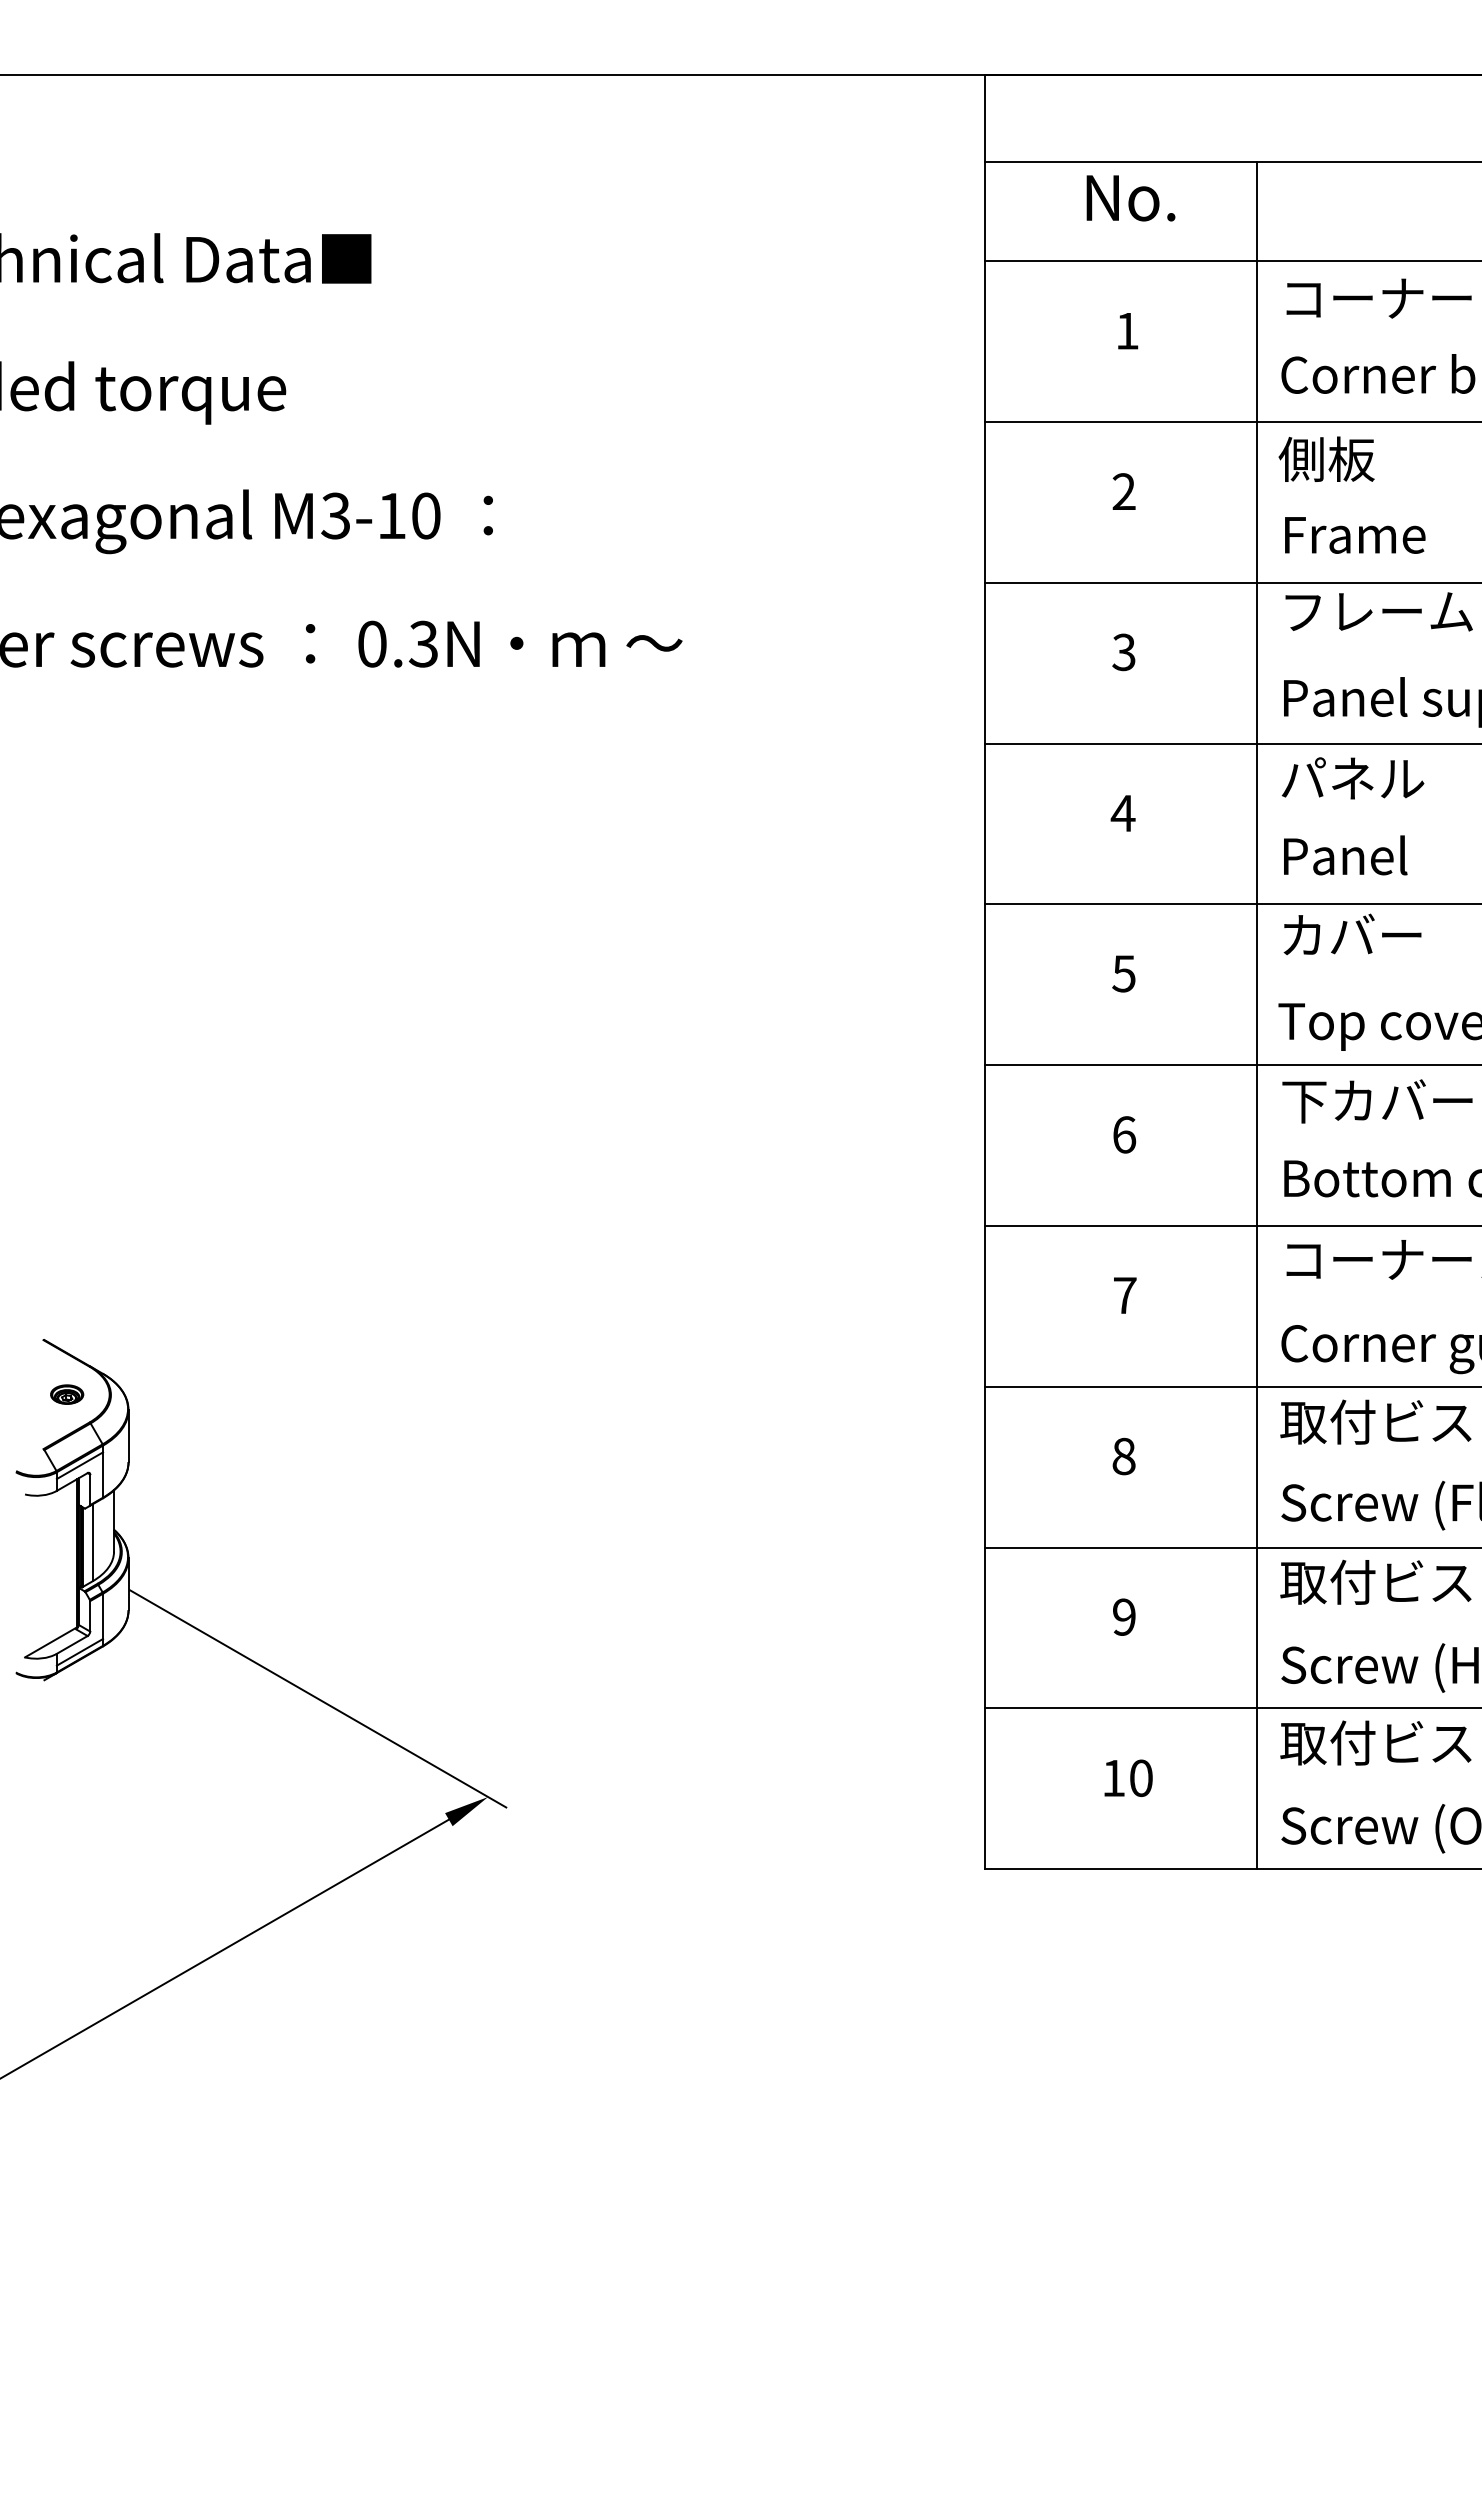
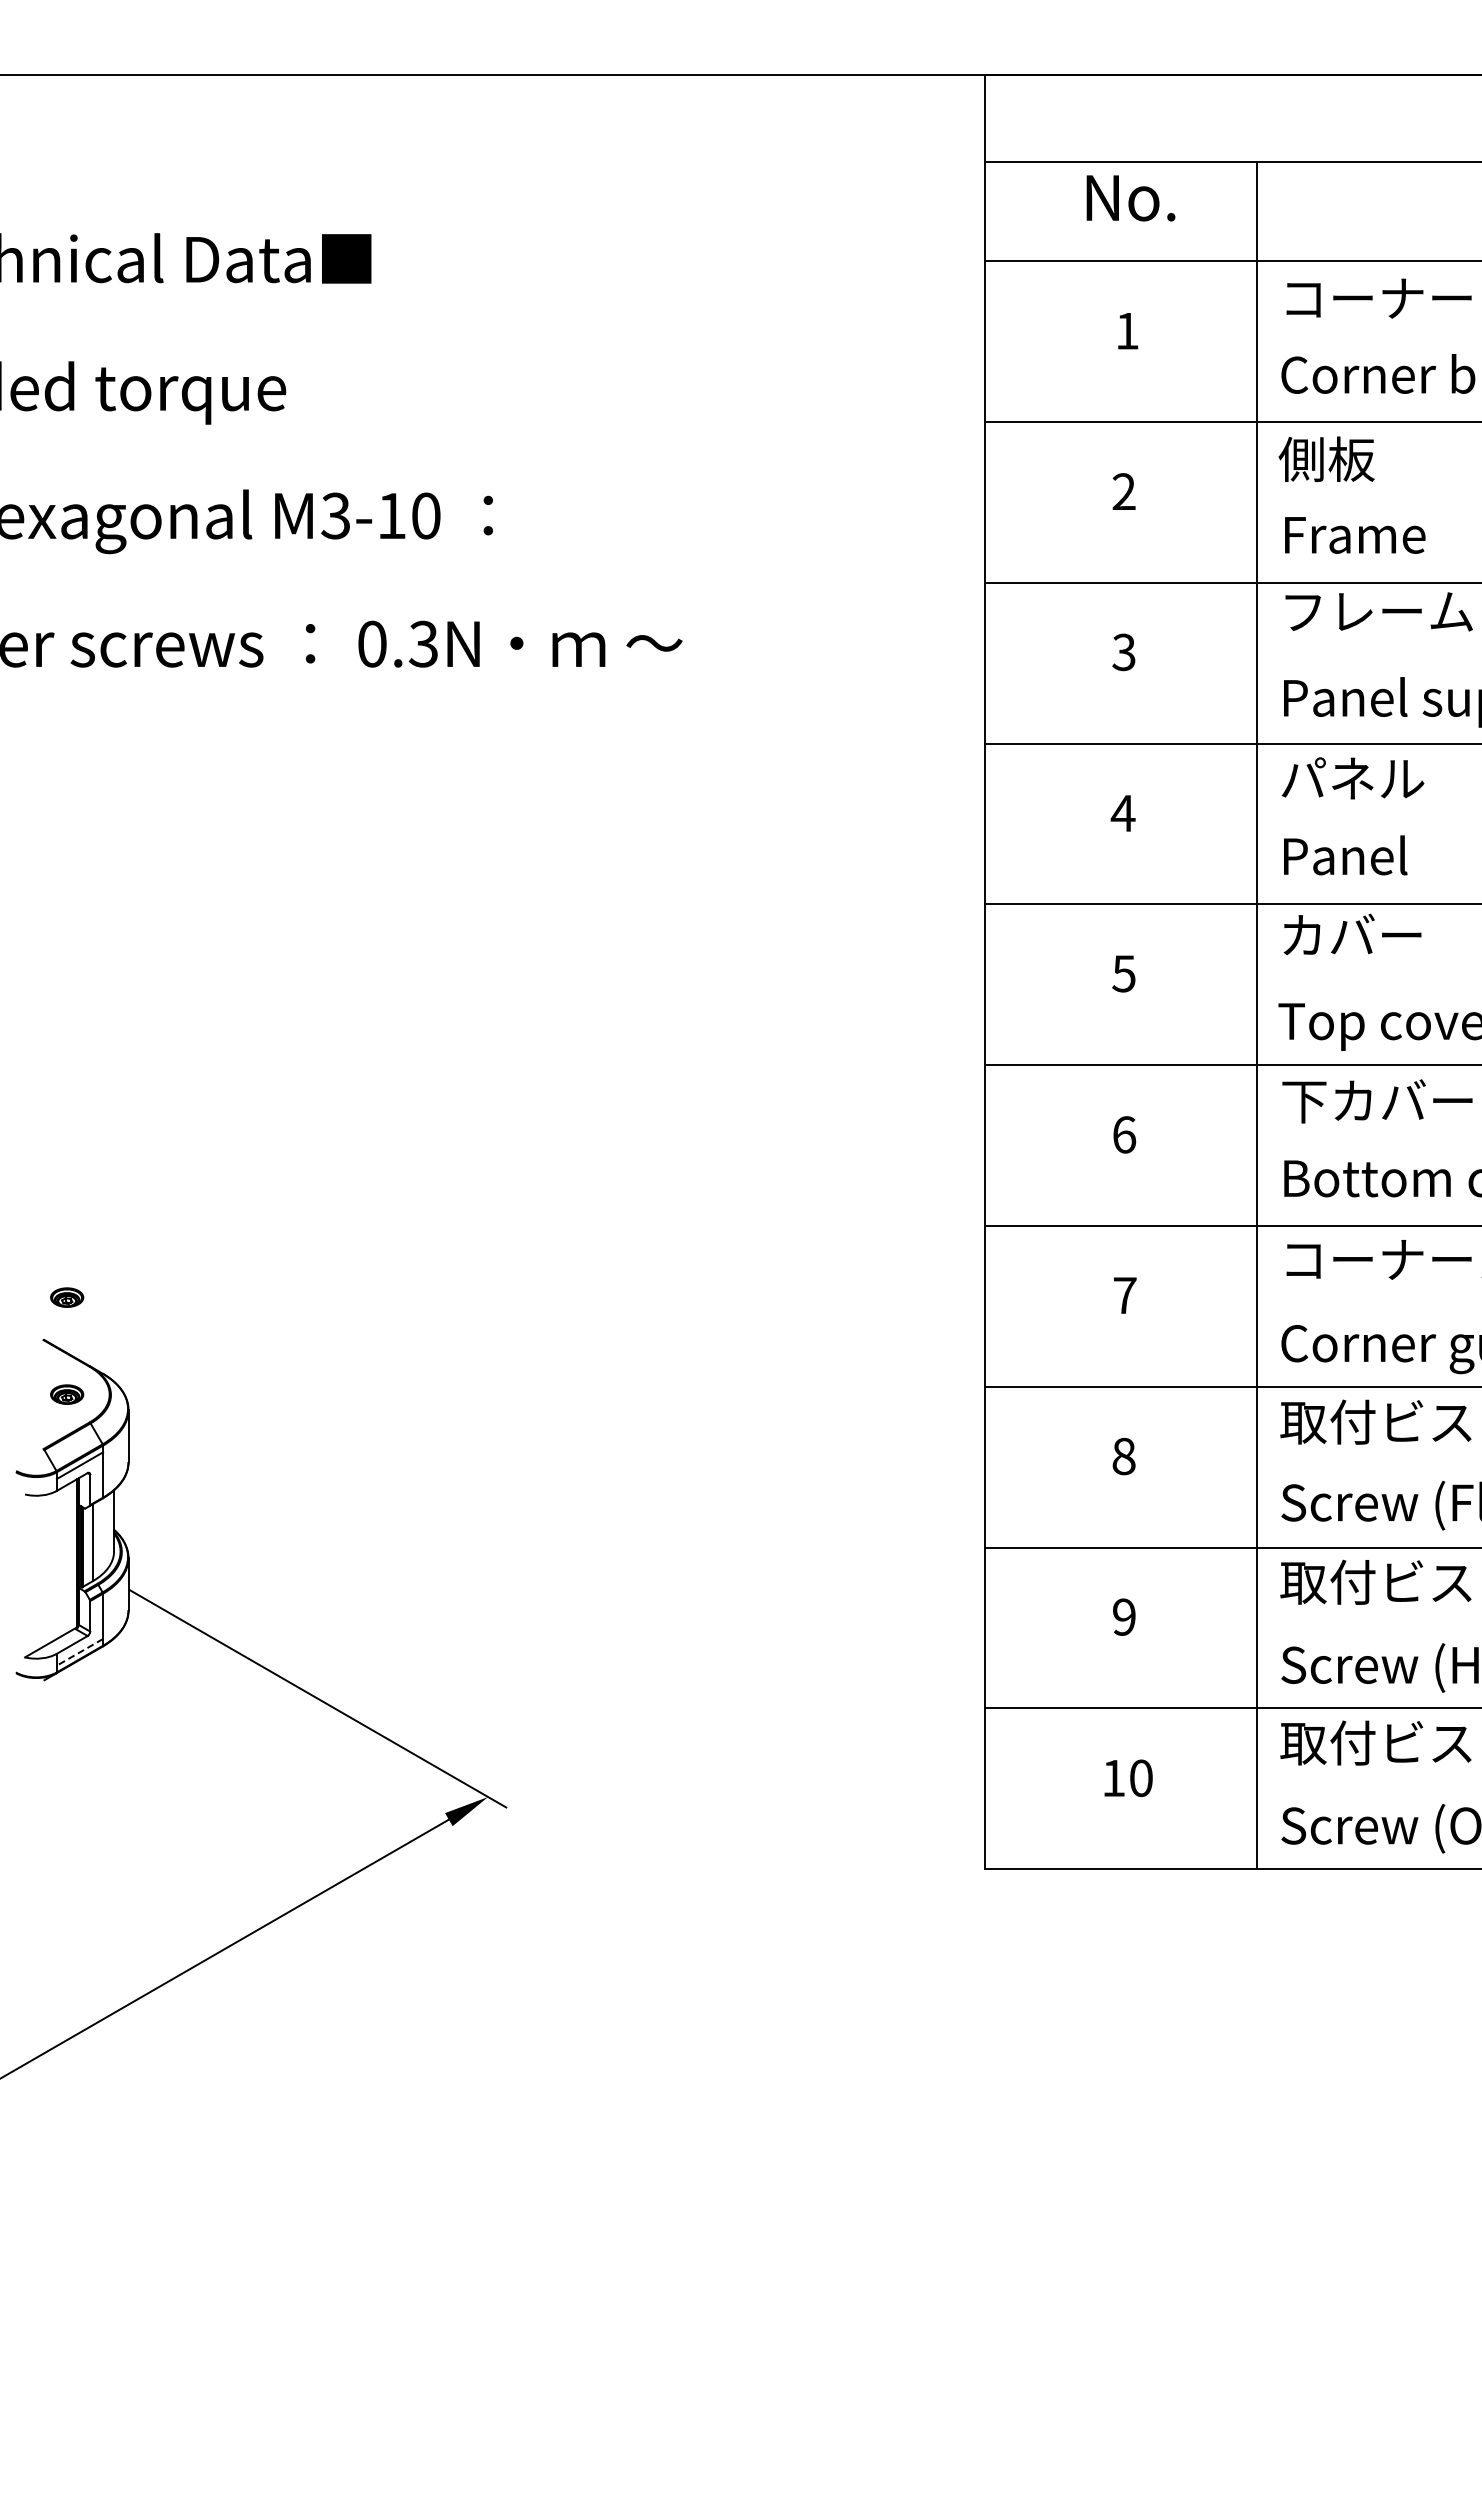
part: none -> present (67, 1297)
line: solid -> dashed (79, 1652)
